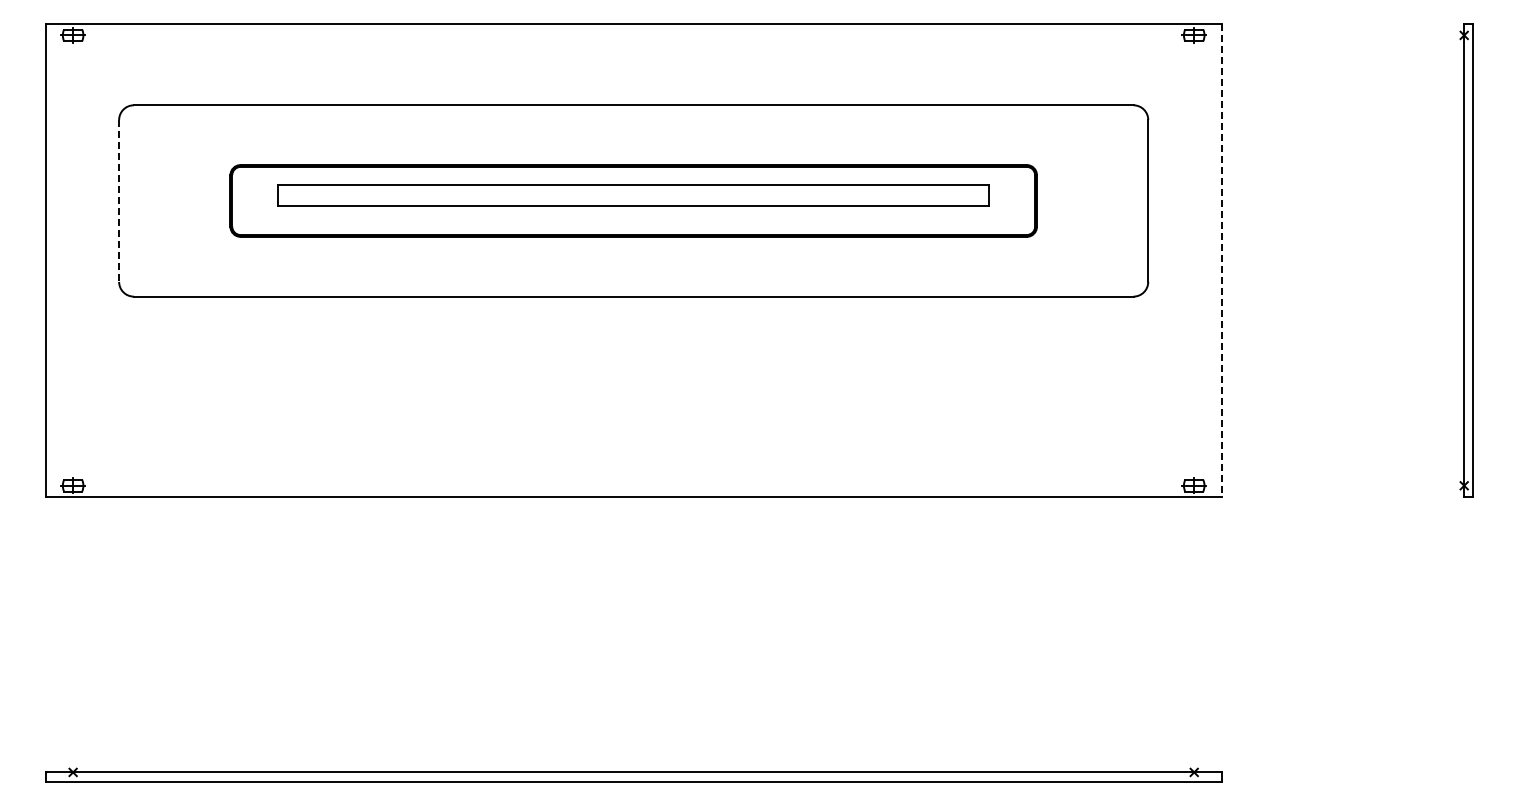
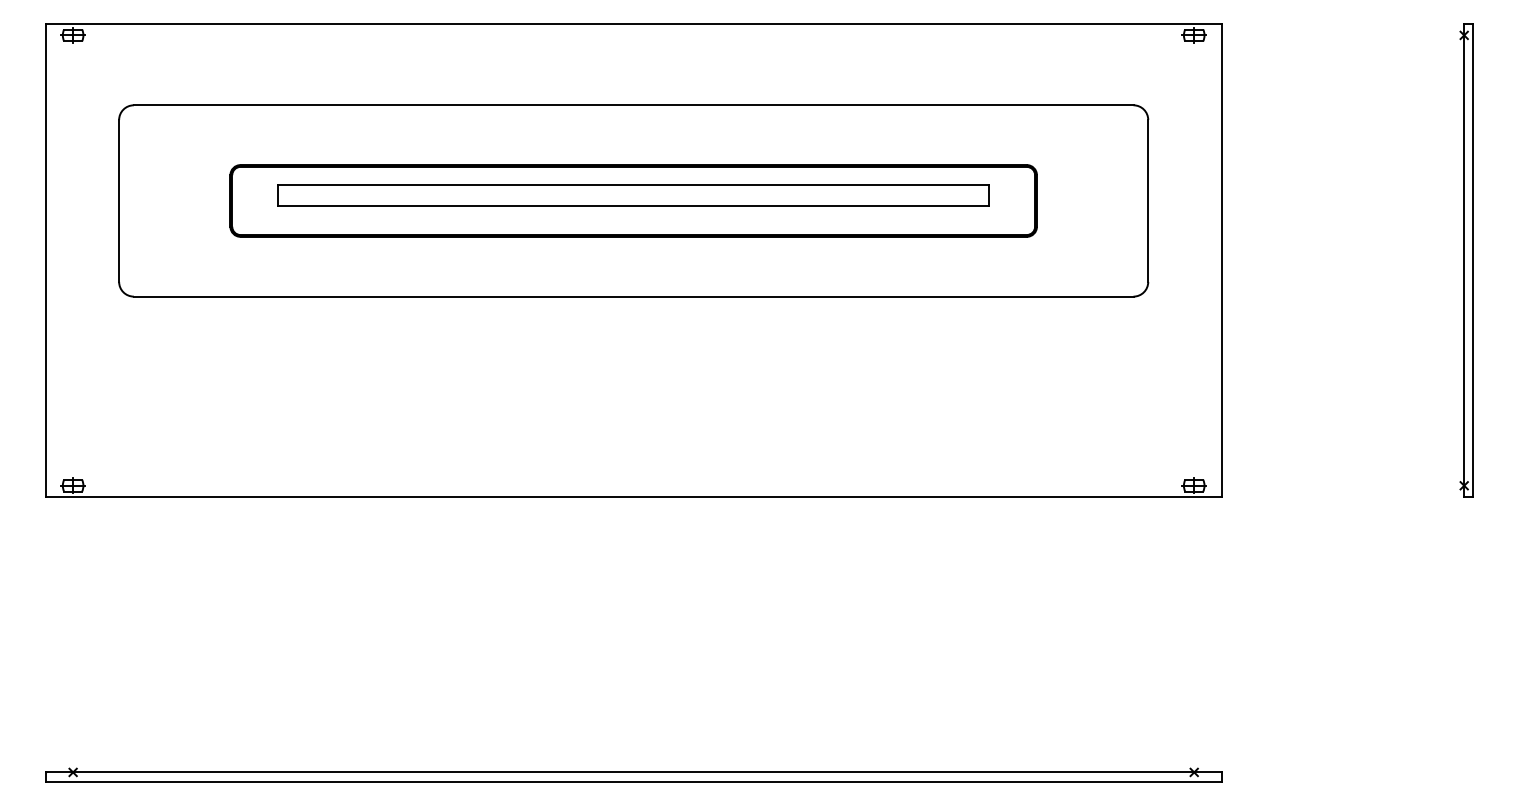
line: dashed -> solid (119, 200)
line: dashed -> solid (1221, 261)
